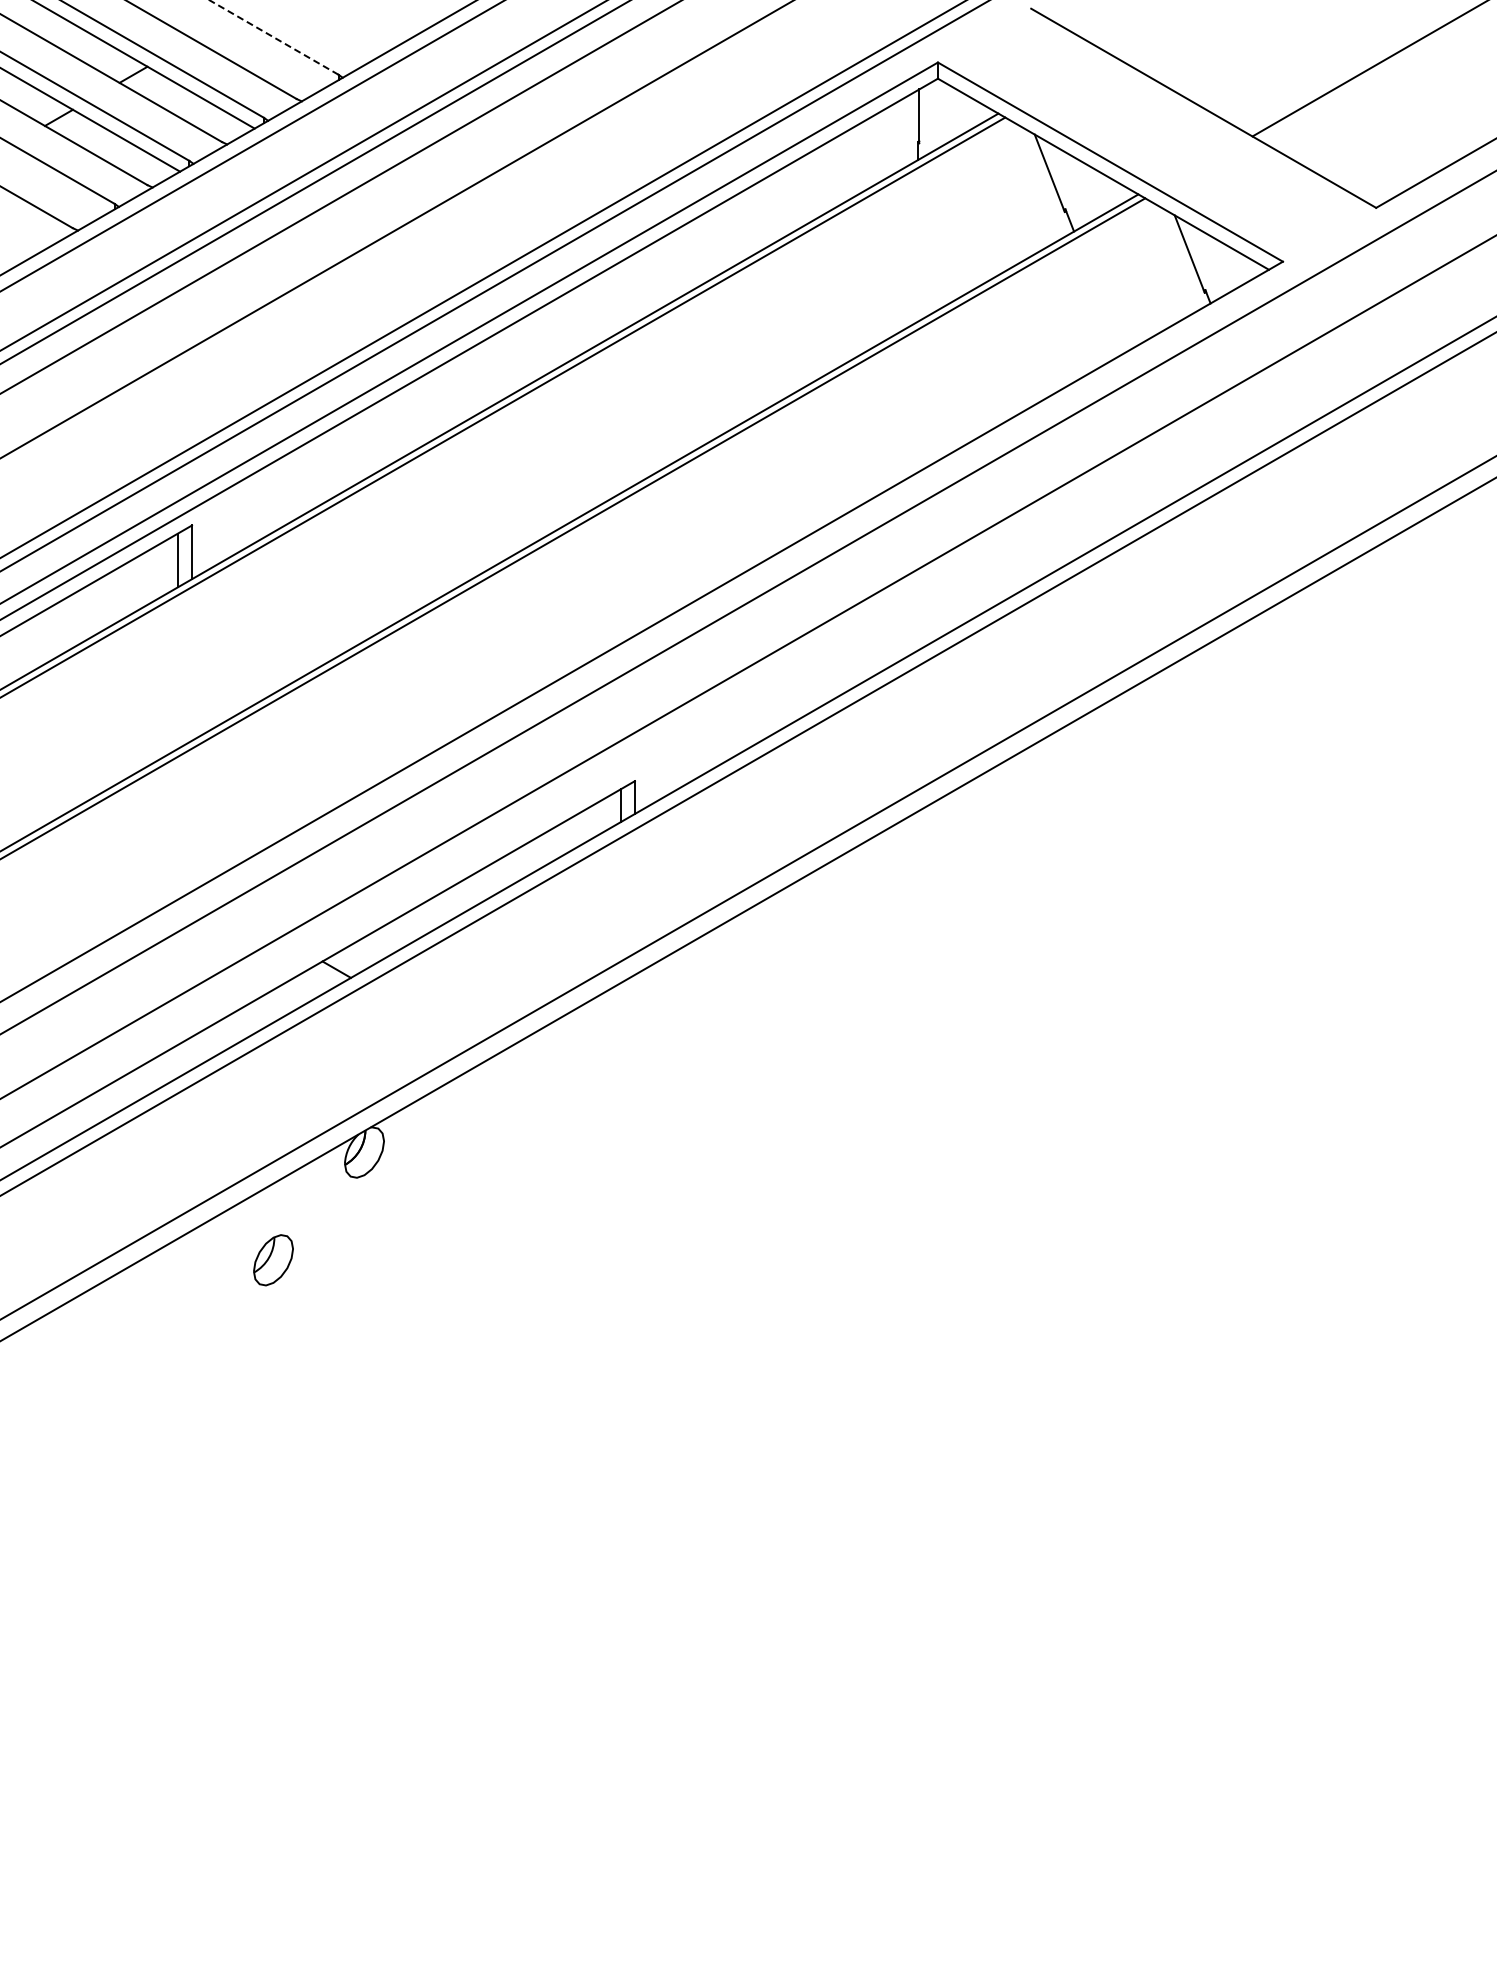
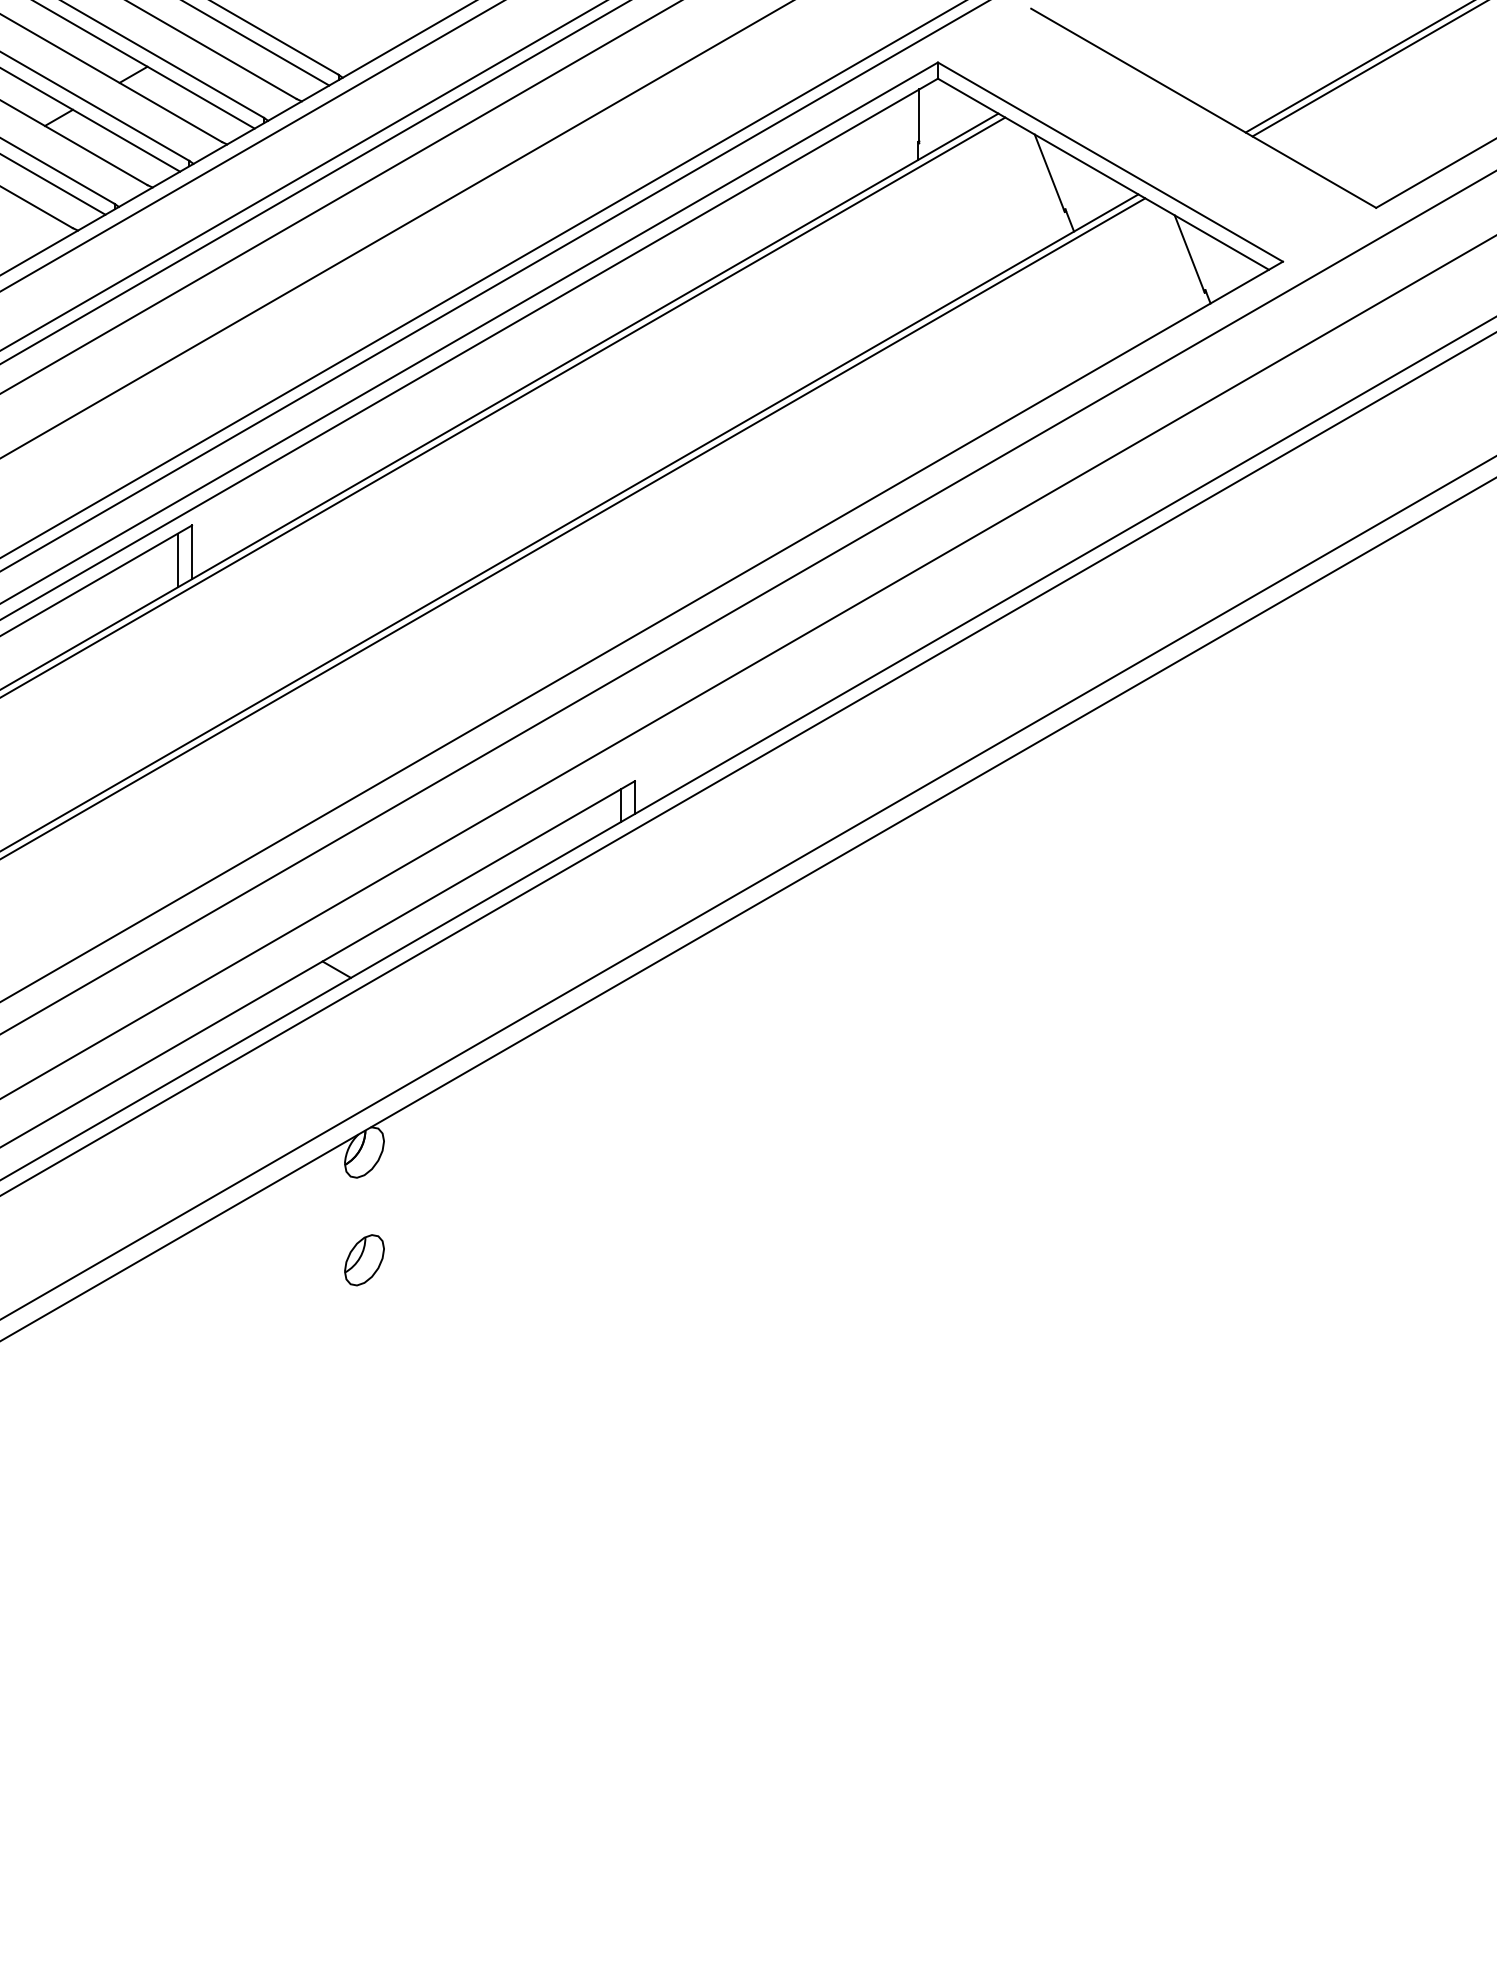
line: dashed -> solid (273, 37)
line: none -> present (257, 43)
line: none -> present (1358, 67)
line: none -> present (53, 184)
part position: (273, 1260) -> (364, 1260) (364, 1260)
